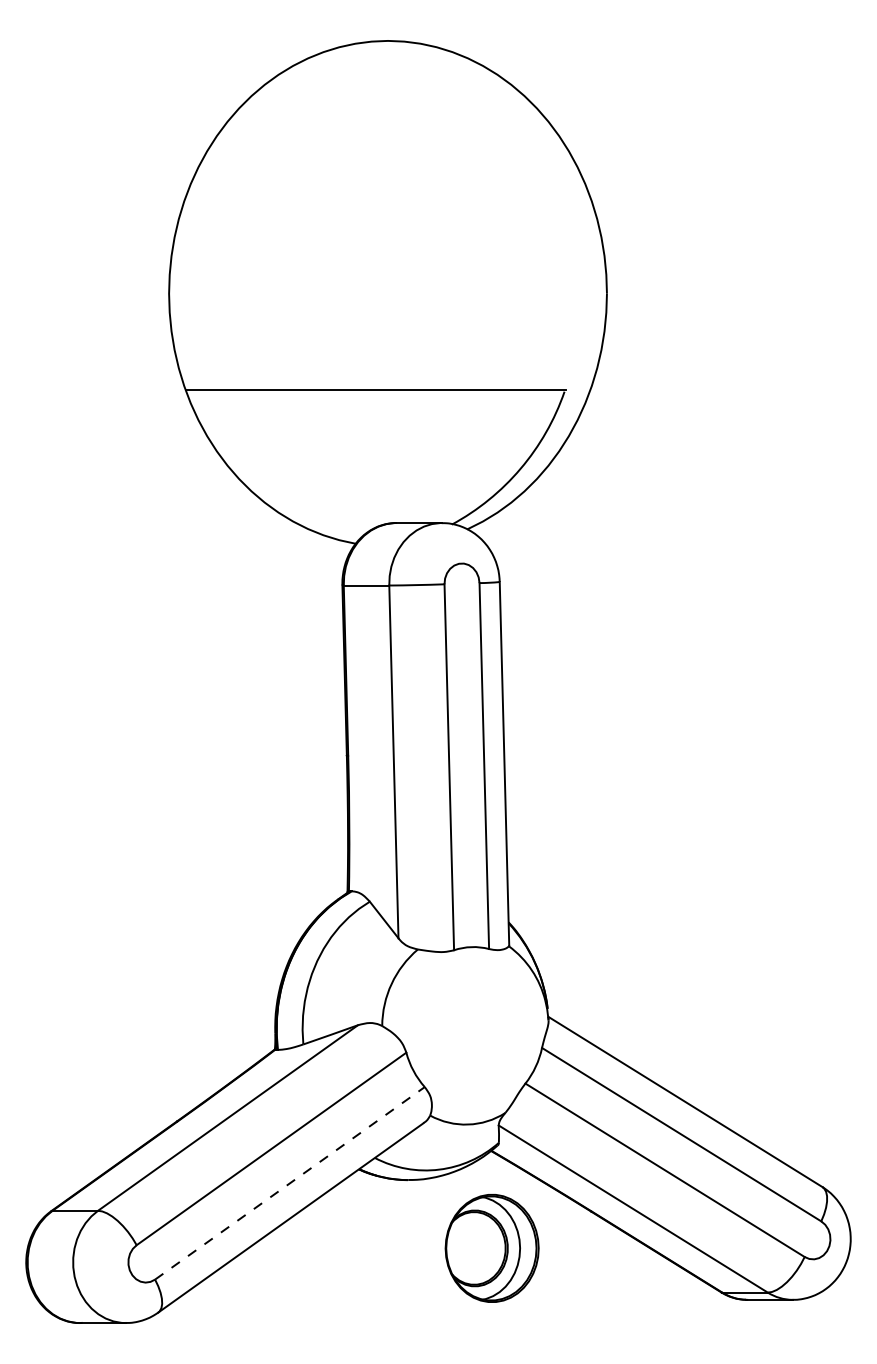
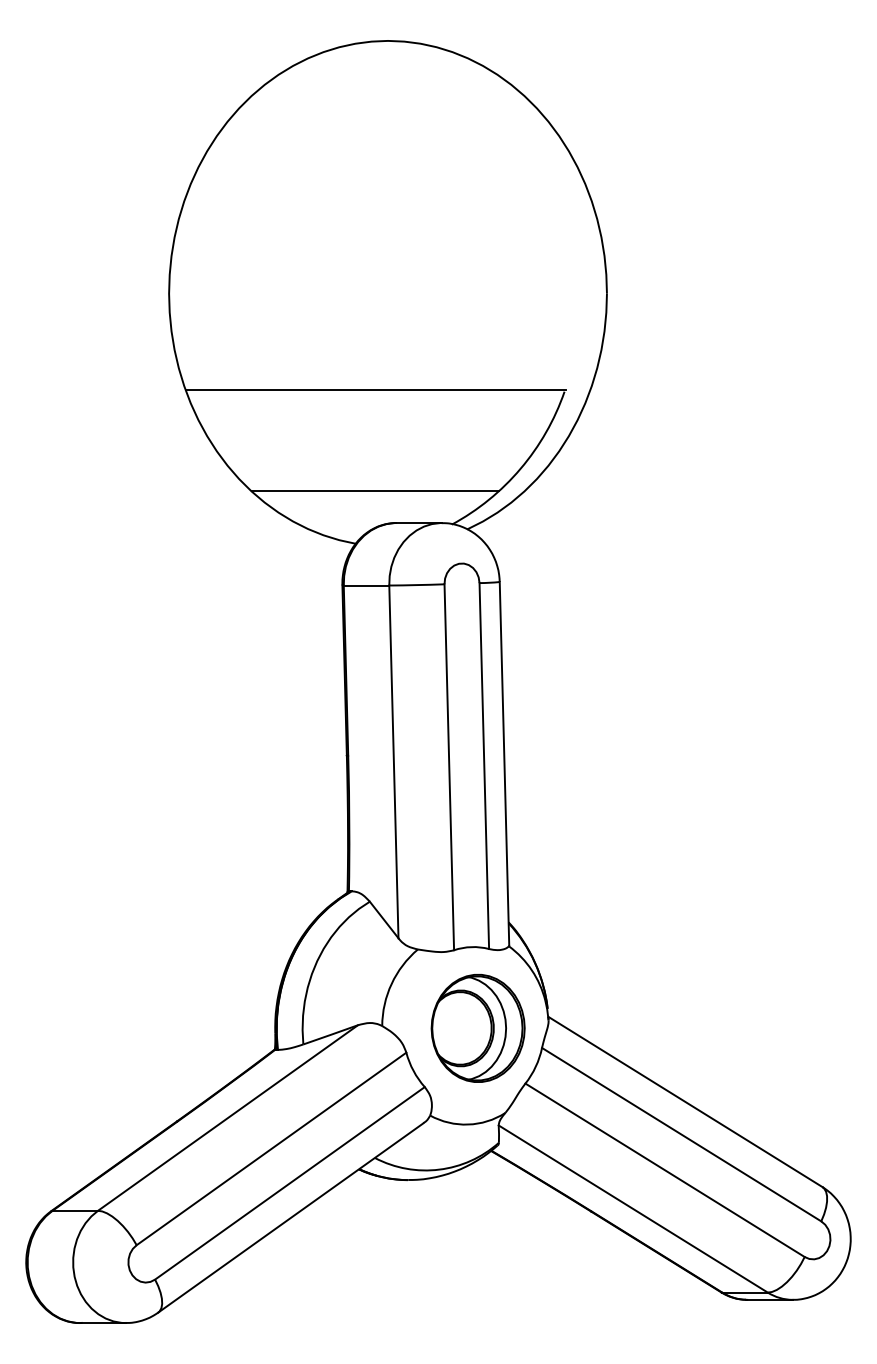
line: none -> present (375, 491)
line: dashed -> solid (289, 1183)
part position: (491, 1248) -> (477, 1028) (477, 1028)
